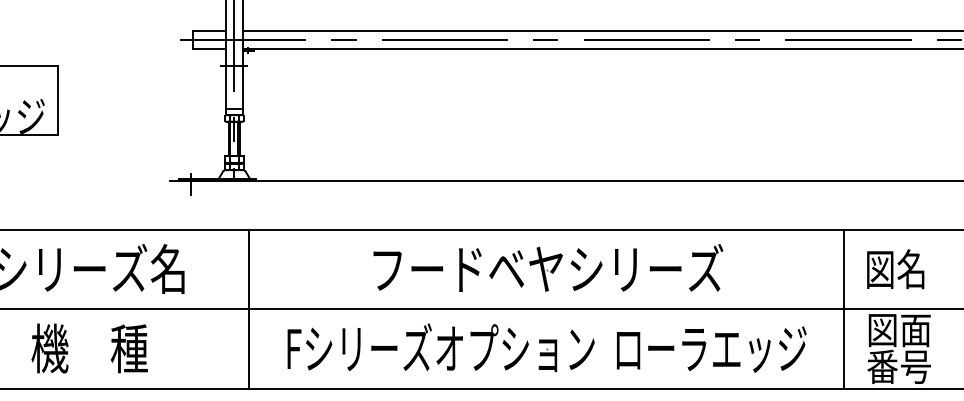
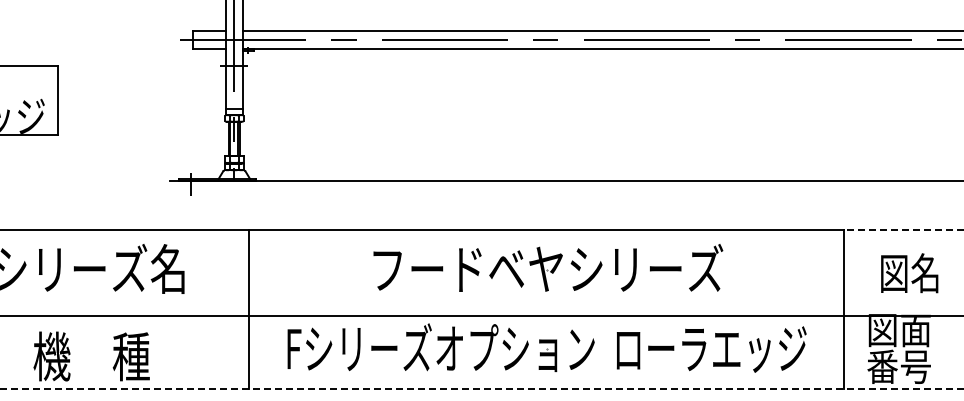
line: solid -> dashed (903, 230)
text position: (895, 269) -> (909, 273) (909, 273)
line position: (481, 309) -> (481, 316) (481, 316)
text position: (89, 348) -> (91, 356) (91, 356)
line: solid -> dashed (482, 388)
